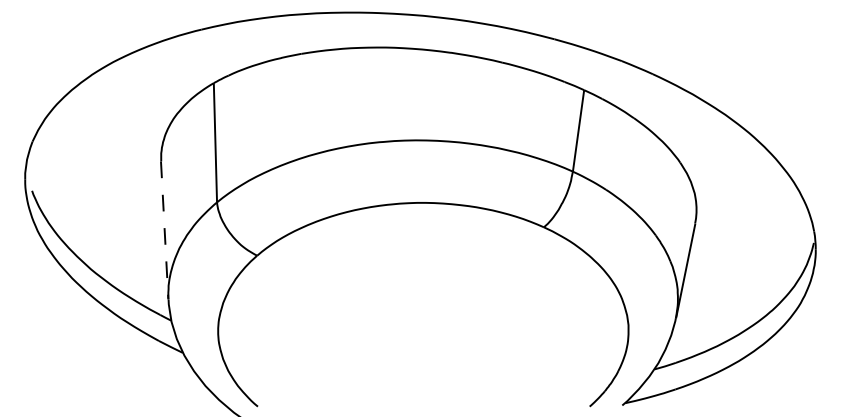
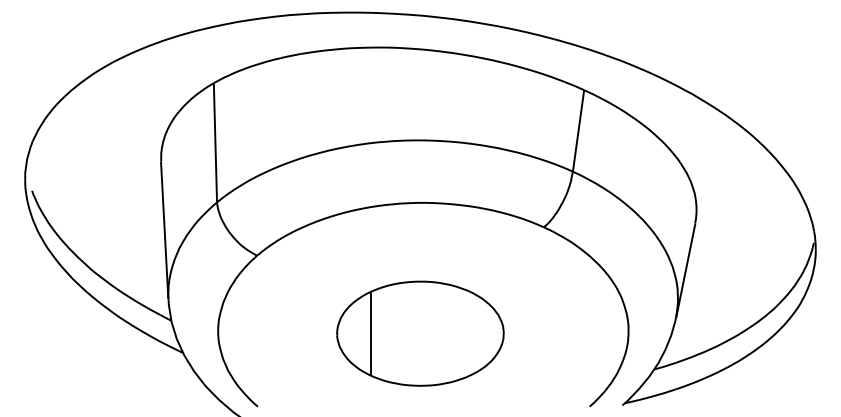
line: dashed -> solid (164, 230)
part: none -> present (420, 333)
